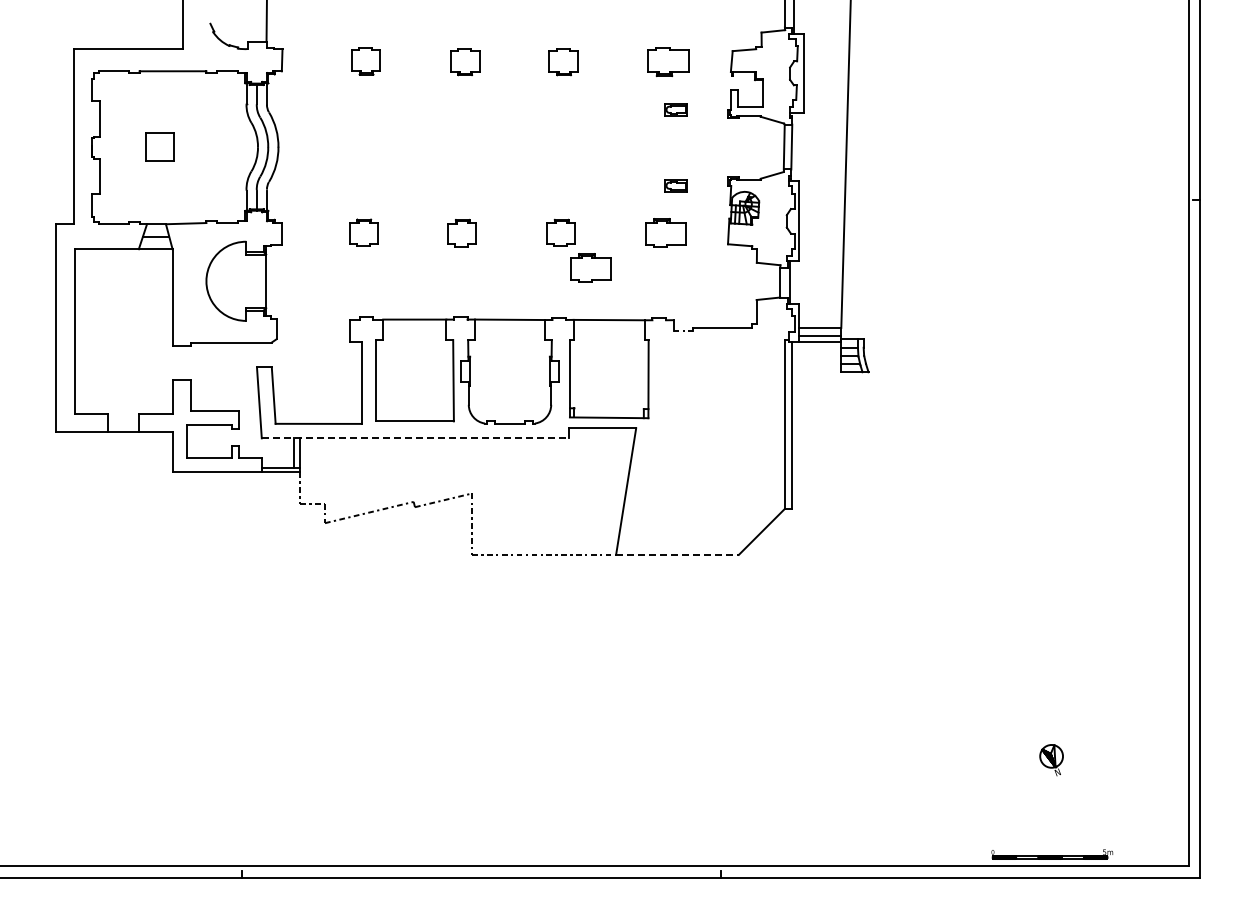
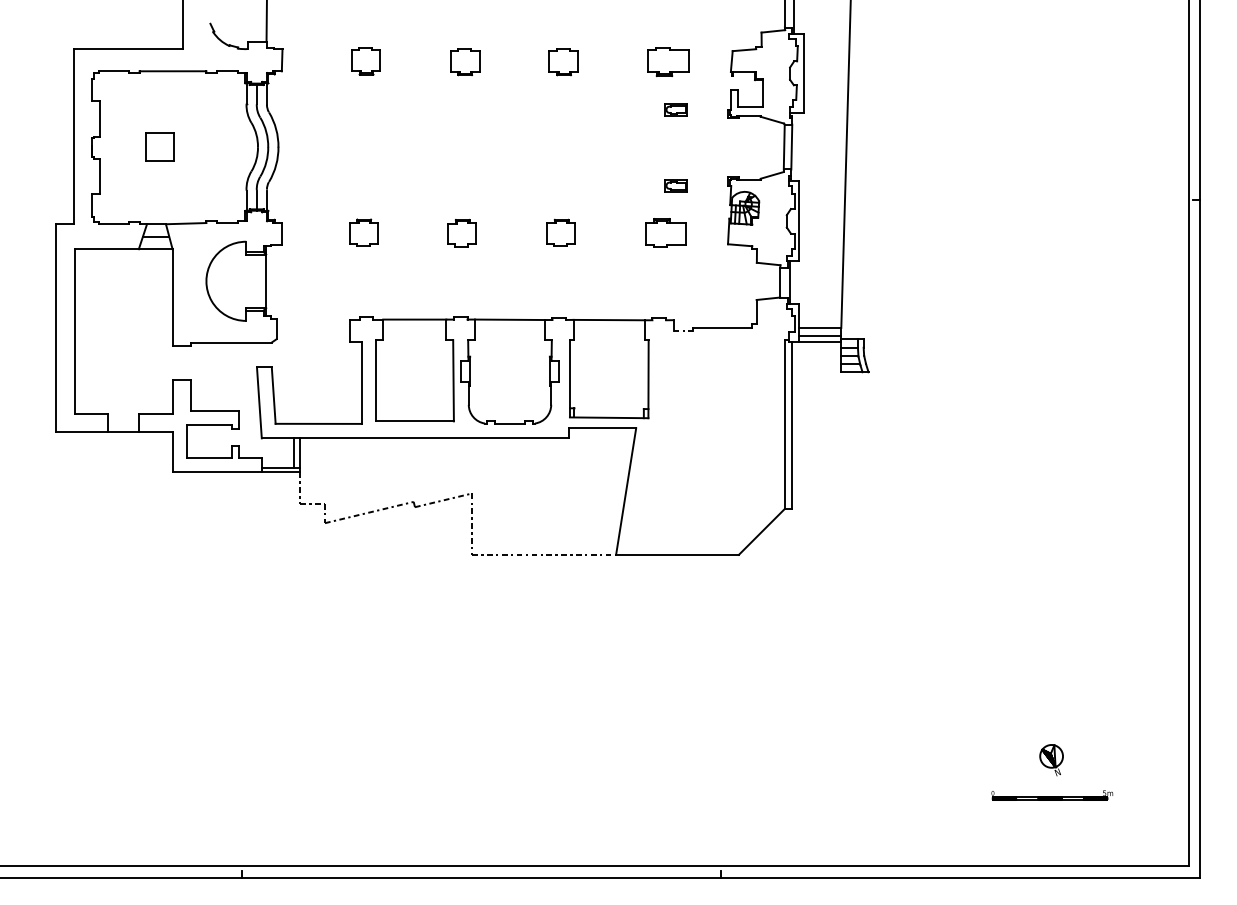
part: present -> none (590, 267)
line: dashed -> solid (415, 438)
line: dashed -> solid (678, 554)
part position: (1052, 854) -> (1052, 795) (1052, 795)
